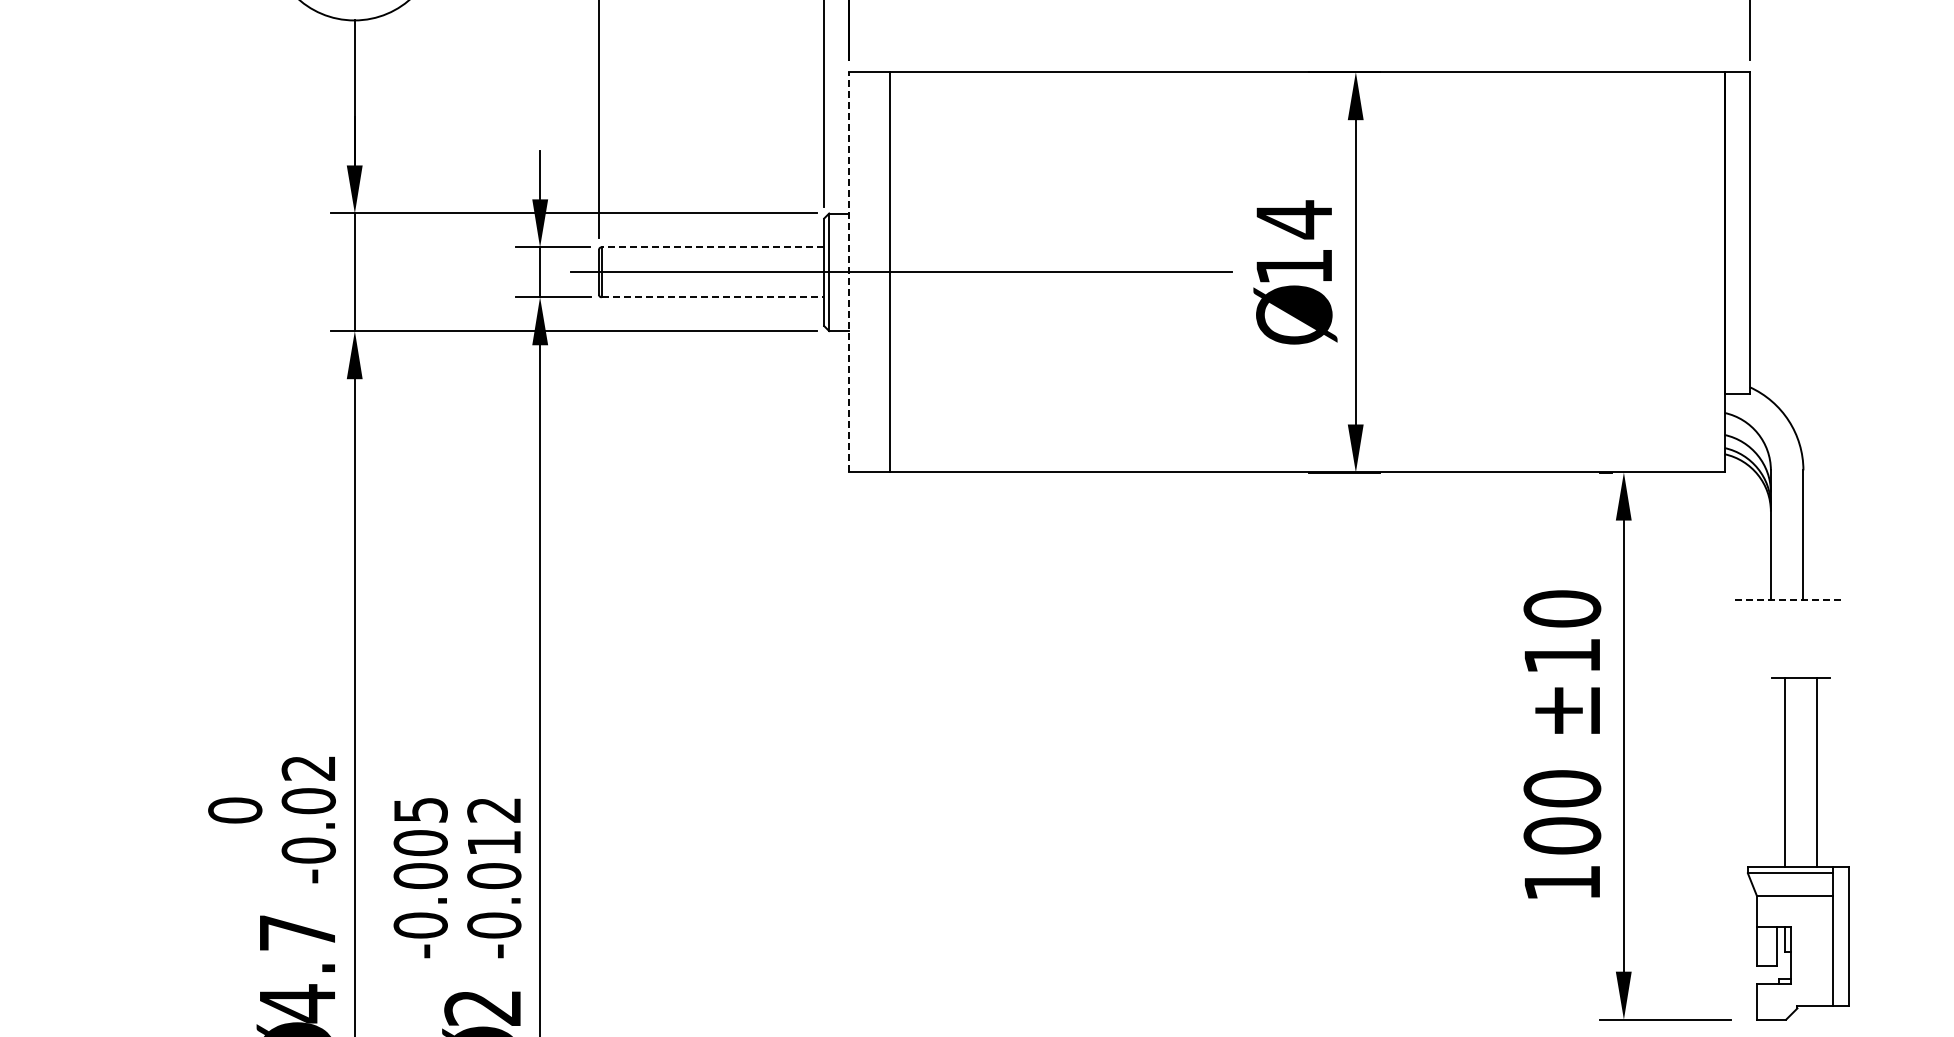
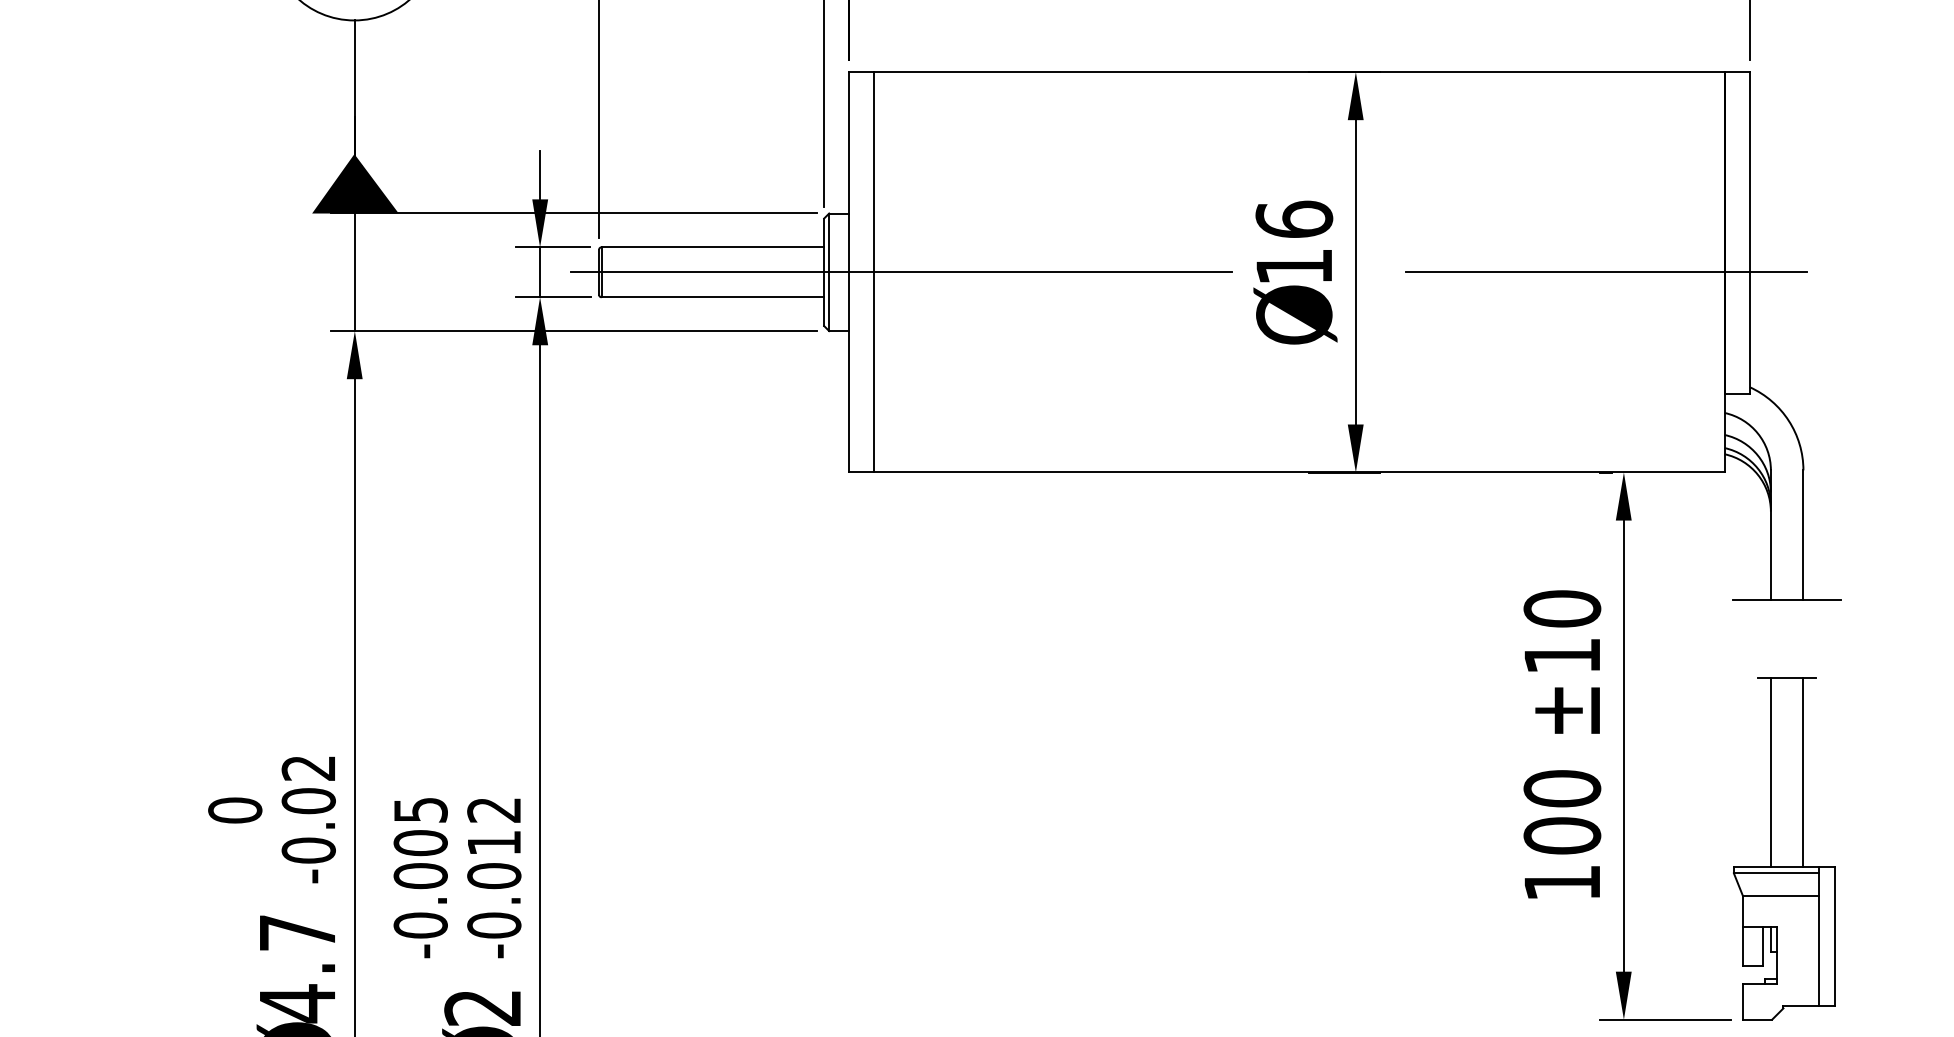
fill: none -> present (355, 183)
text: 14 -> 16 (1294, 219)
line: dashed -> solid (712, 247)
line: dashed -> solid (849, 271)
line position: (890, 272) -> (874, 272) (874, 272)
line: none -> present (1605, 272)
line: dashed -> solid (713, 297)
line: dashed -> solid (1787, 600)
part position: (1798, 848) -> (1784, 848) (1784, 848)
